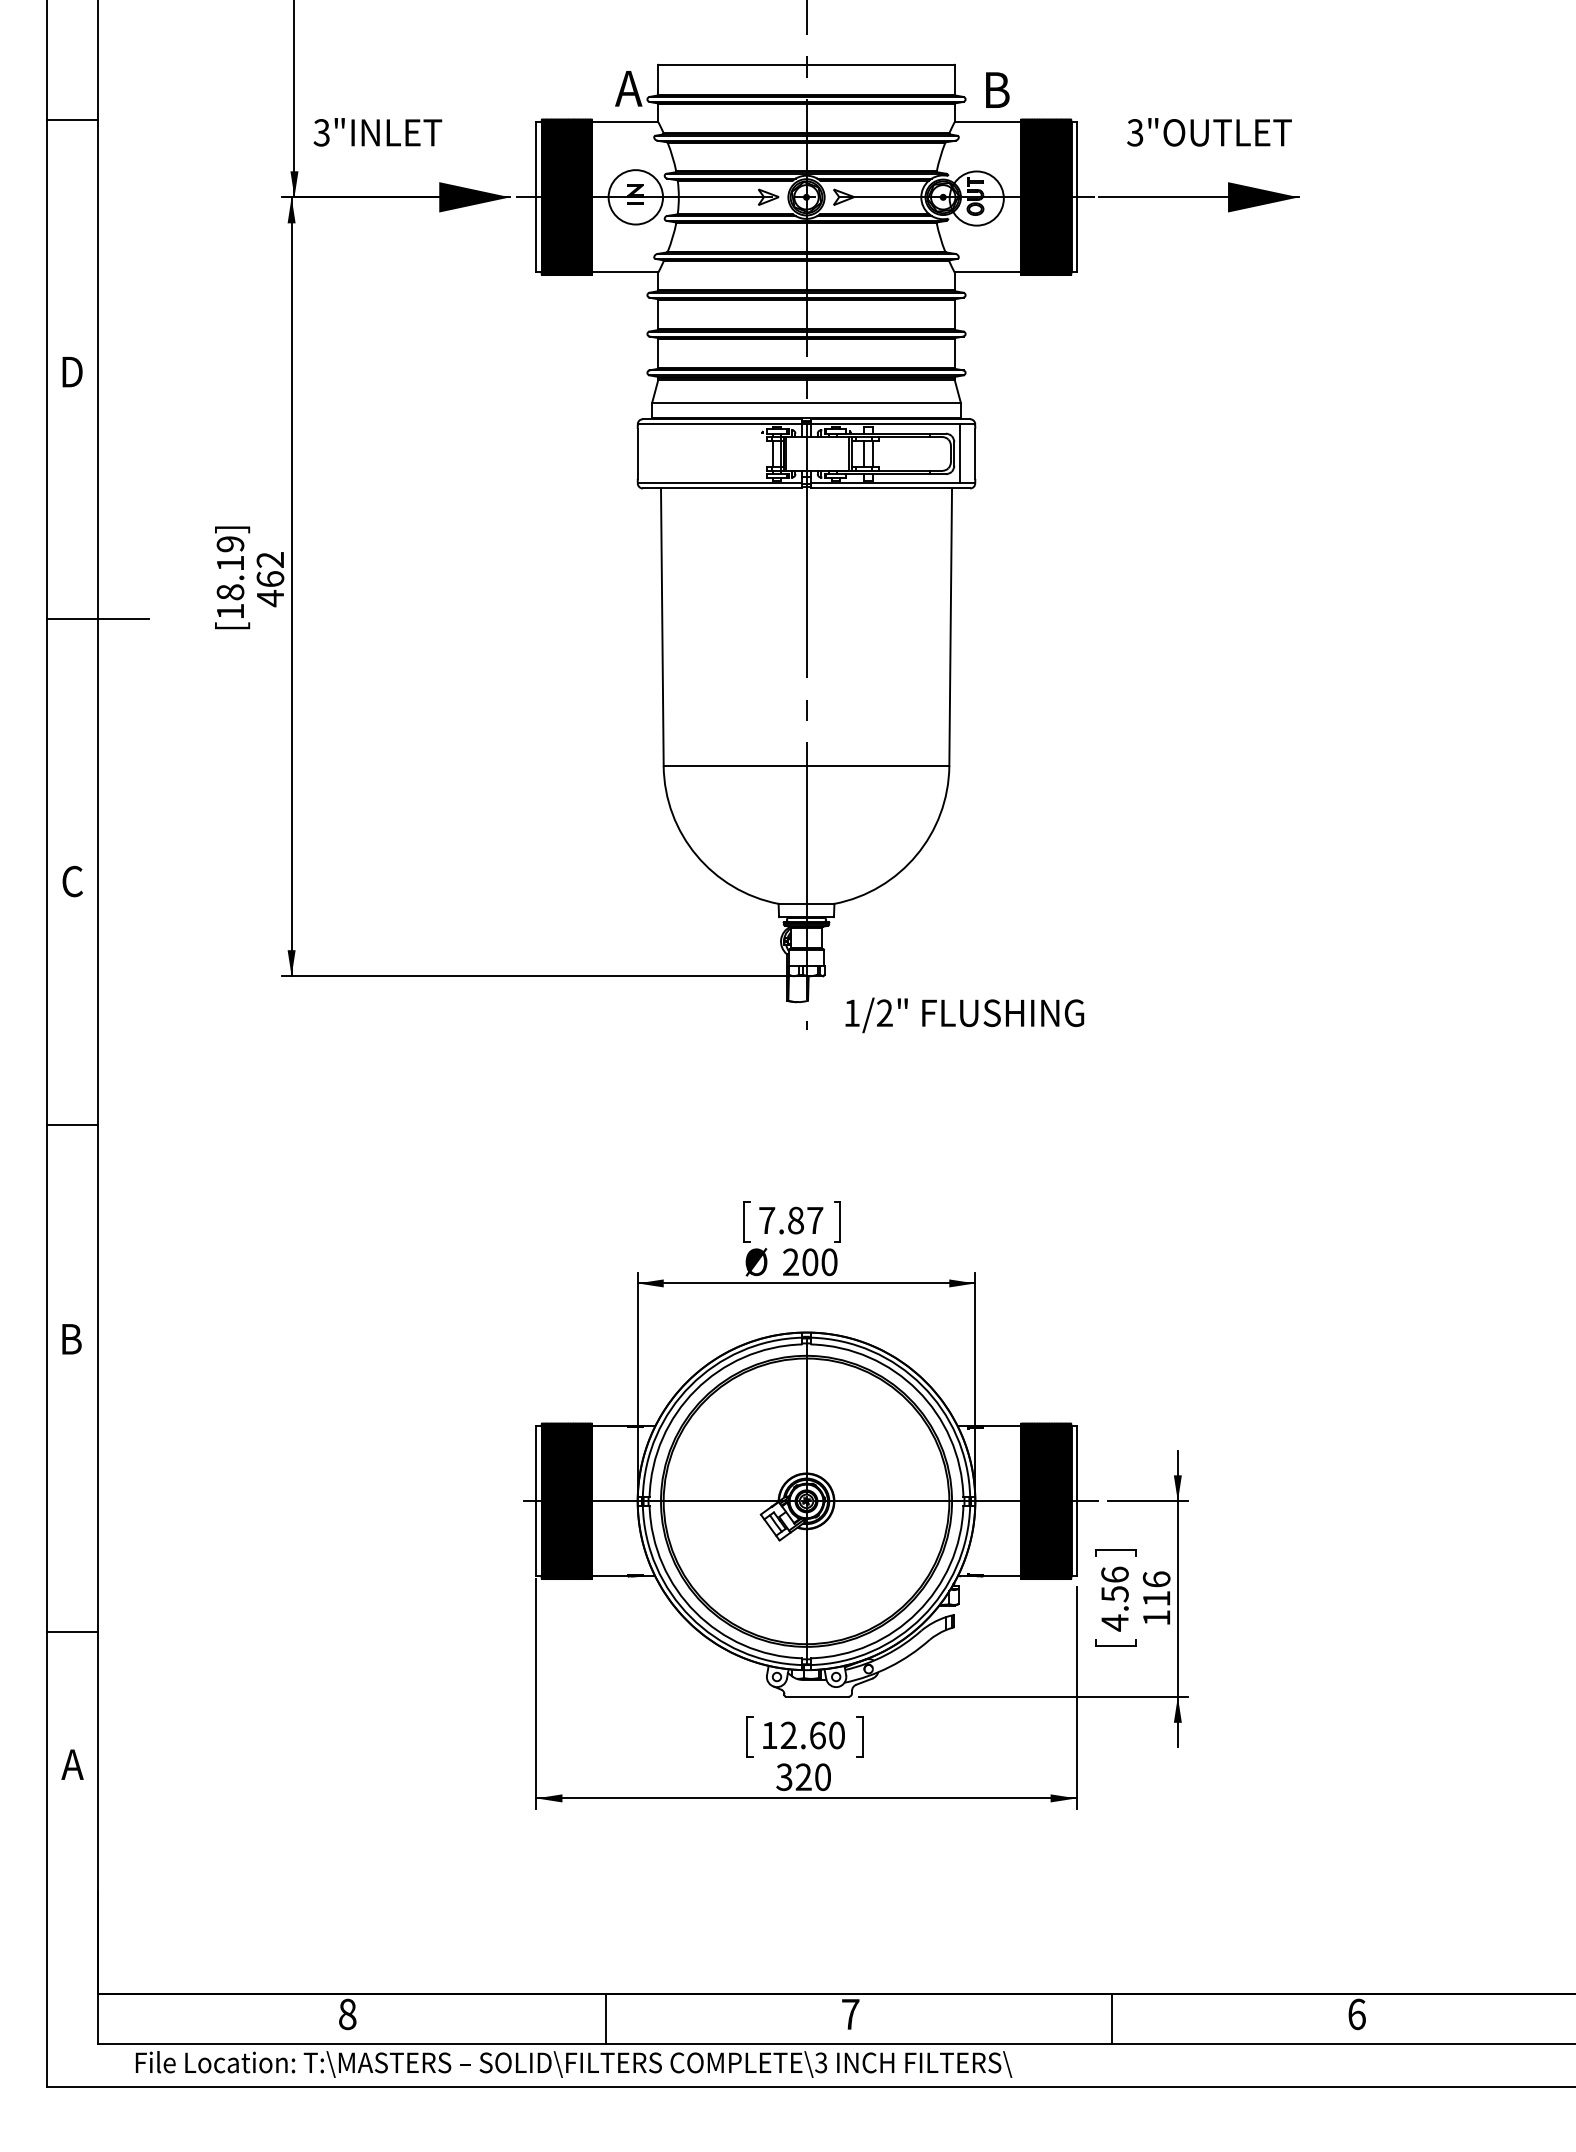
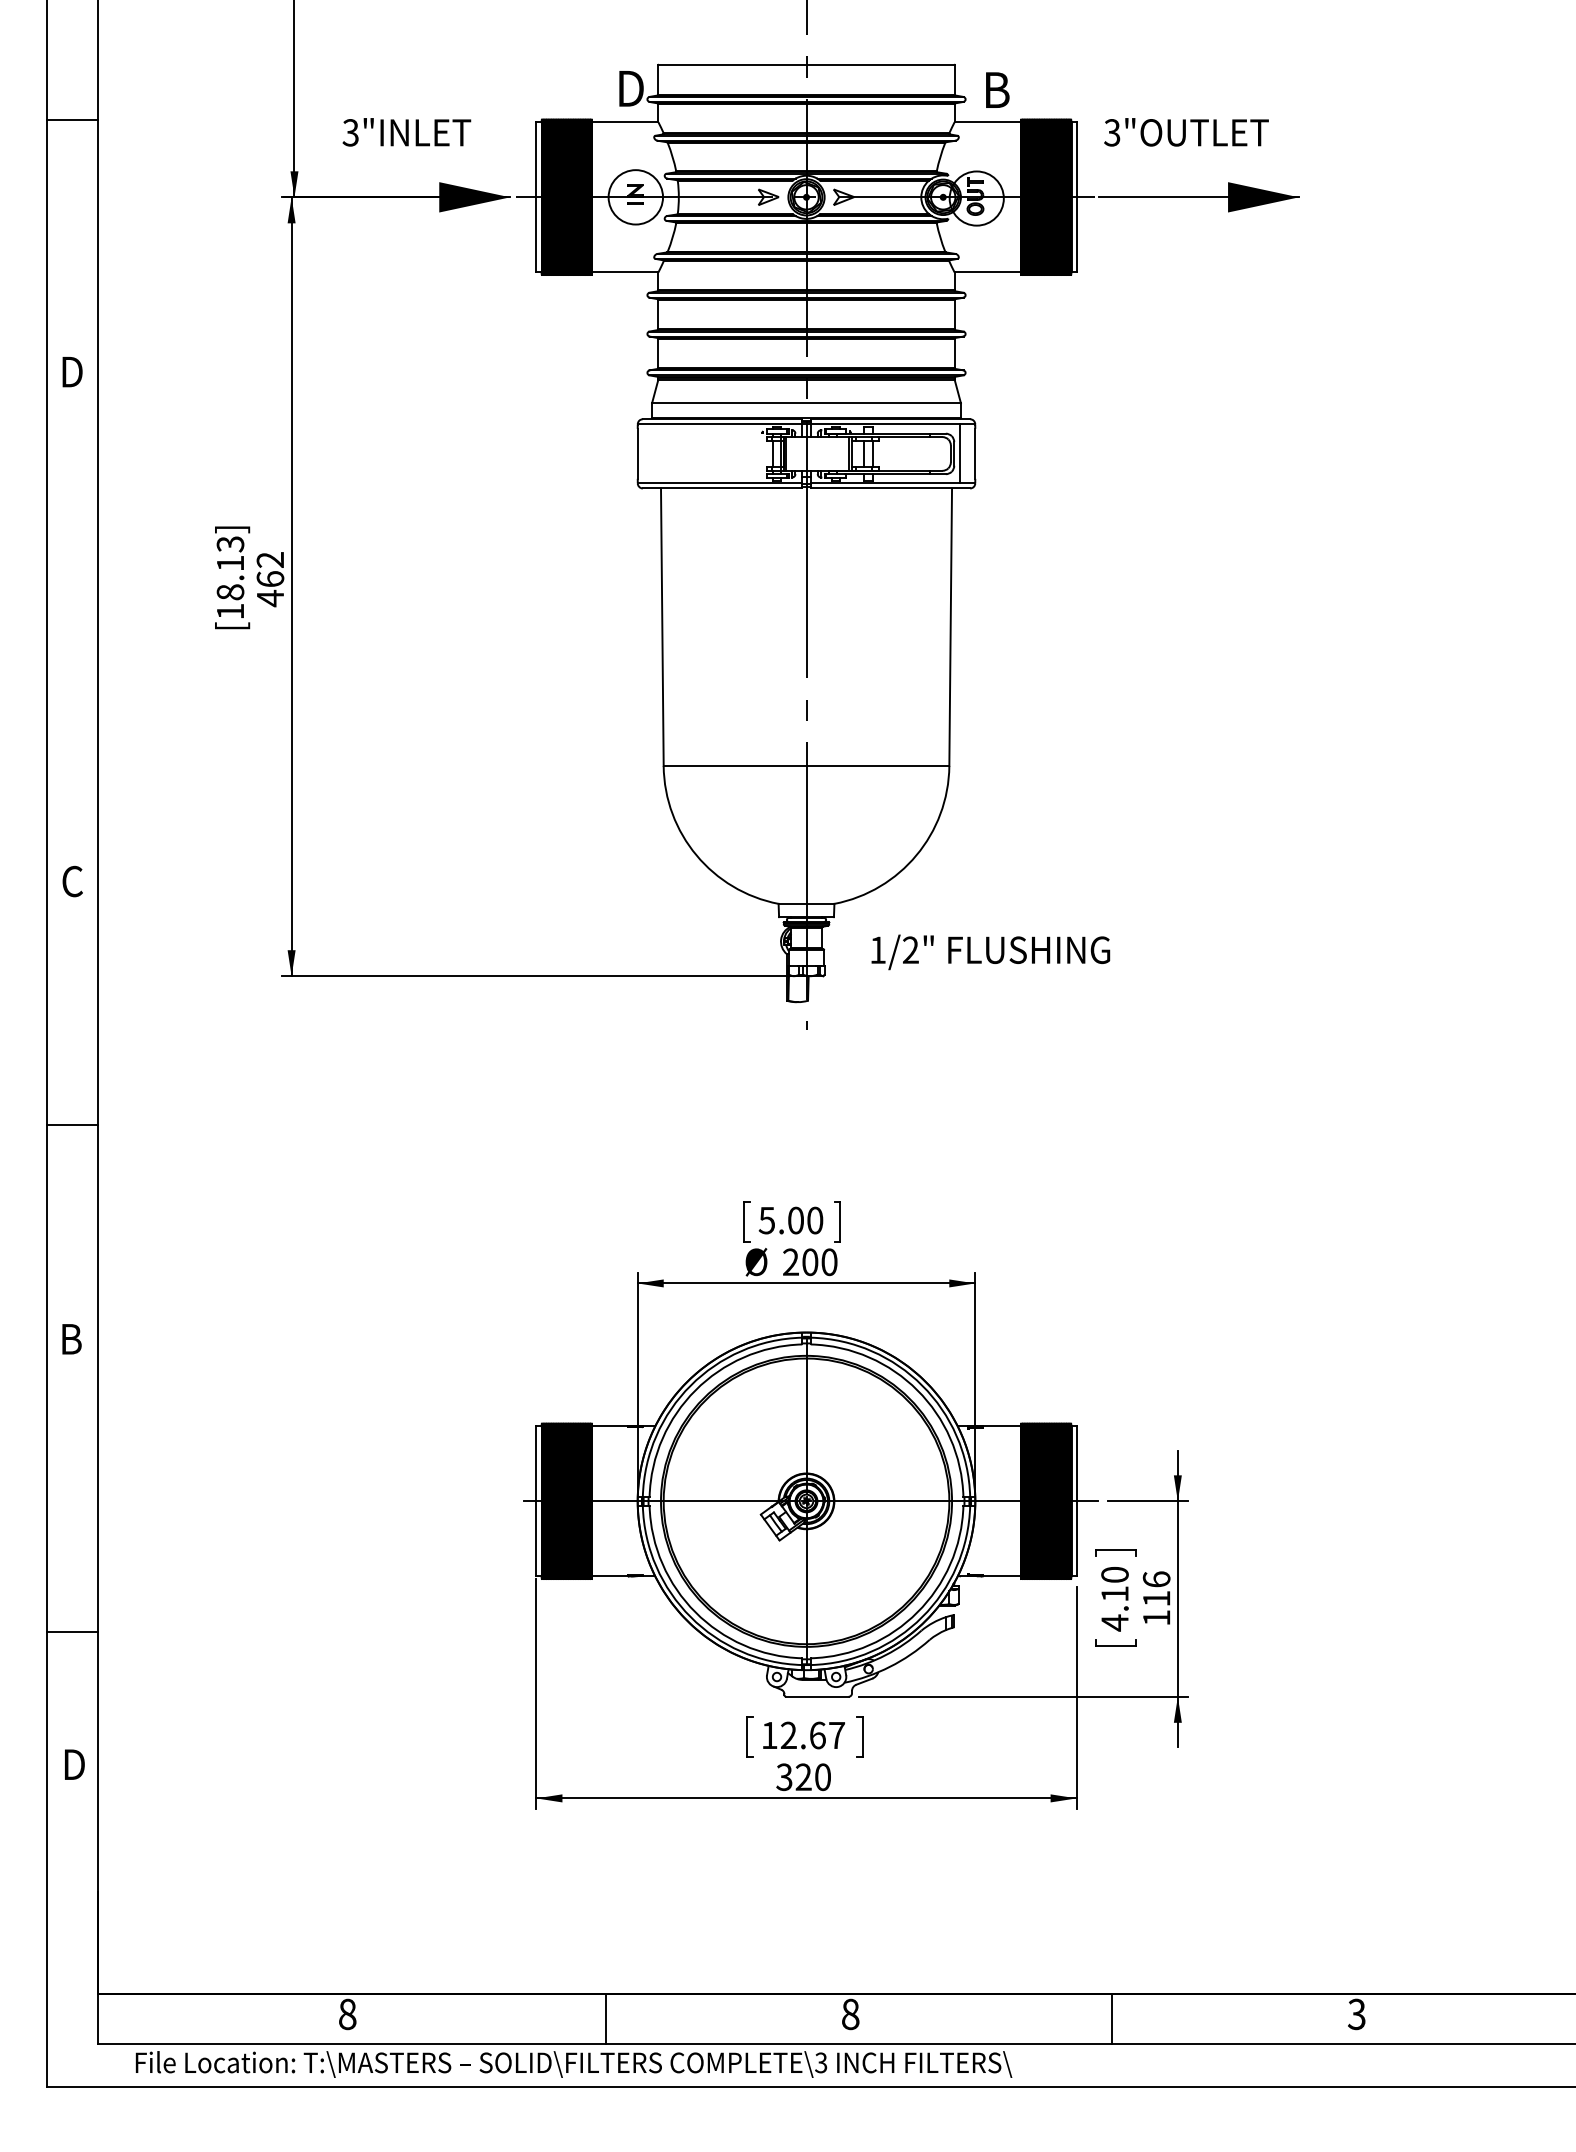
text: A -> D (629, 88)
text position: (377, 132) -> (406, 132) (406, 132)
text position: (1209, 132) -> (1186, 132) (1186, 132)
text: [18.19] -> [18.13] (230, 544)
line: present -> none (97, 618)
text position: (964, 1015) -> (990, 952) (990, 952)
text: 7.87 -> 5.00 (790, 1220)
text: 4.56 -> 4.10 (1114, 1584)
text: 12.60 -> 12.67 (837, 1735)
text: A -> D (72, 1764)
text: 7 -> 8 (850, 2014)
text: 6 -> 3 (1356, 2014)
